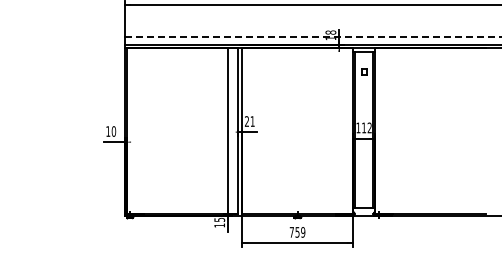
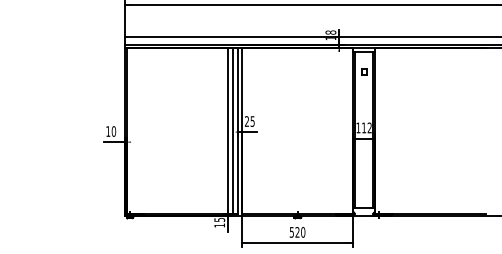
line: dashed -> solid (313, 36)
text: 21 -> 25 (252, 121)
line: none -> present (233, 130)
text: 759 -> 520 (297, 232)
